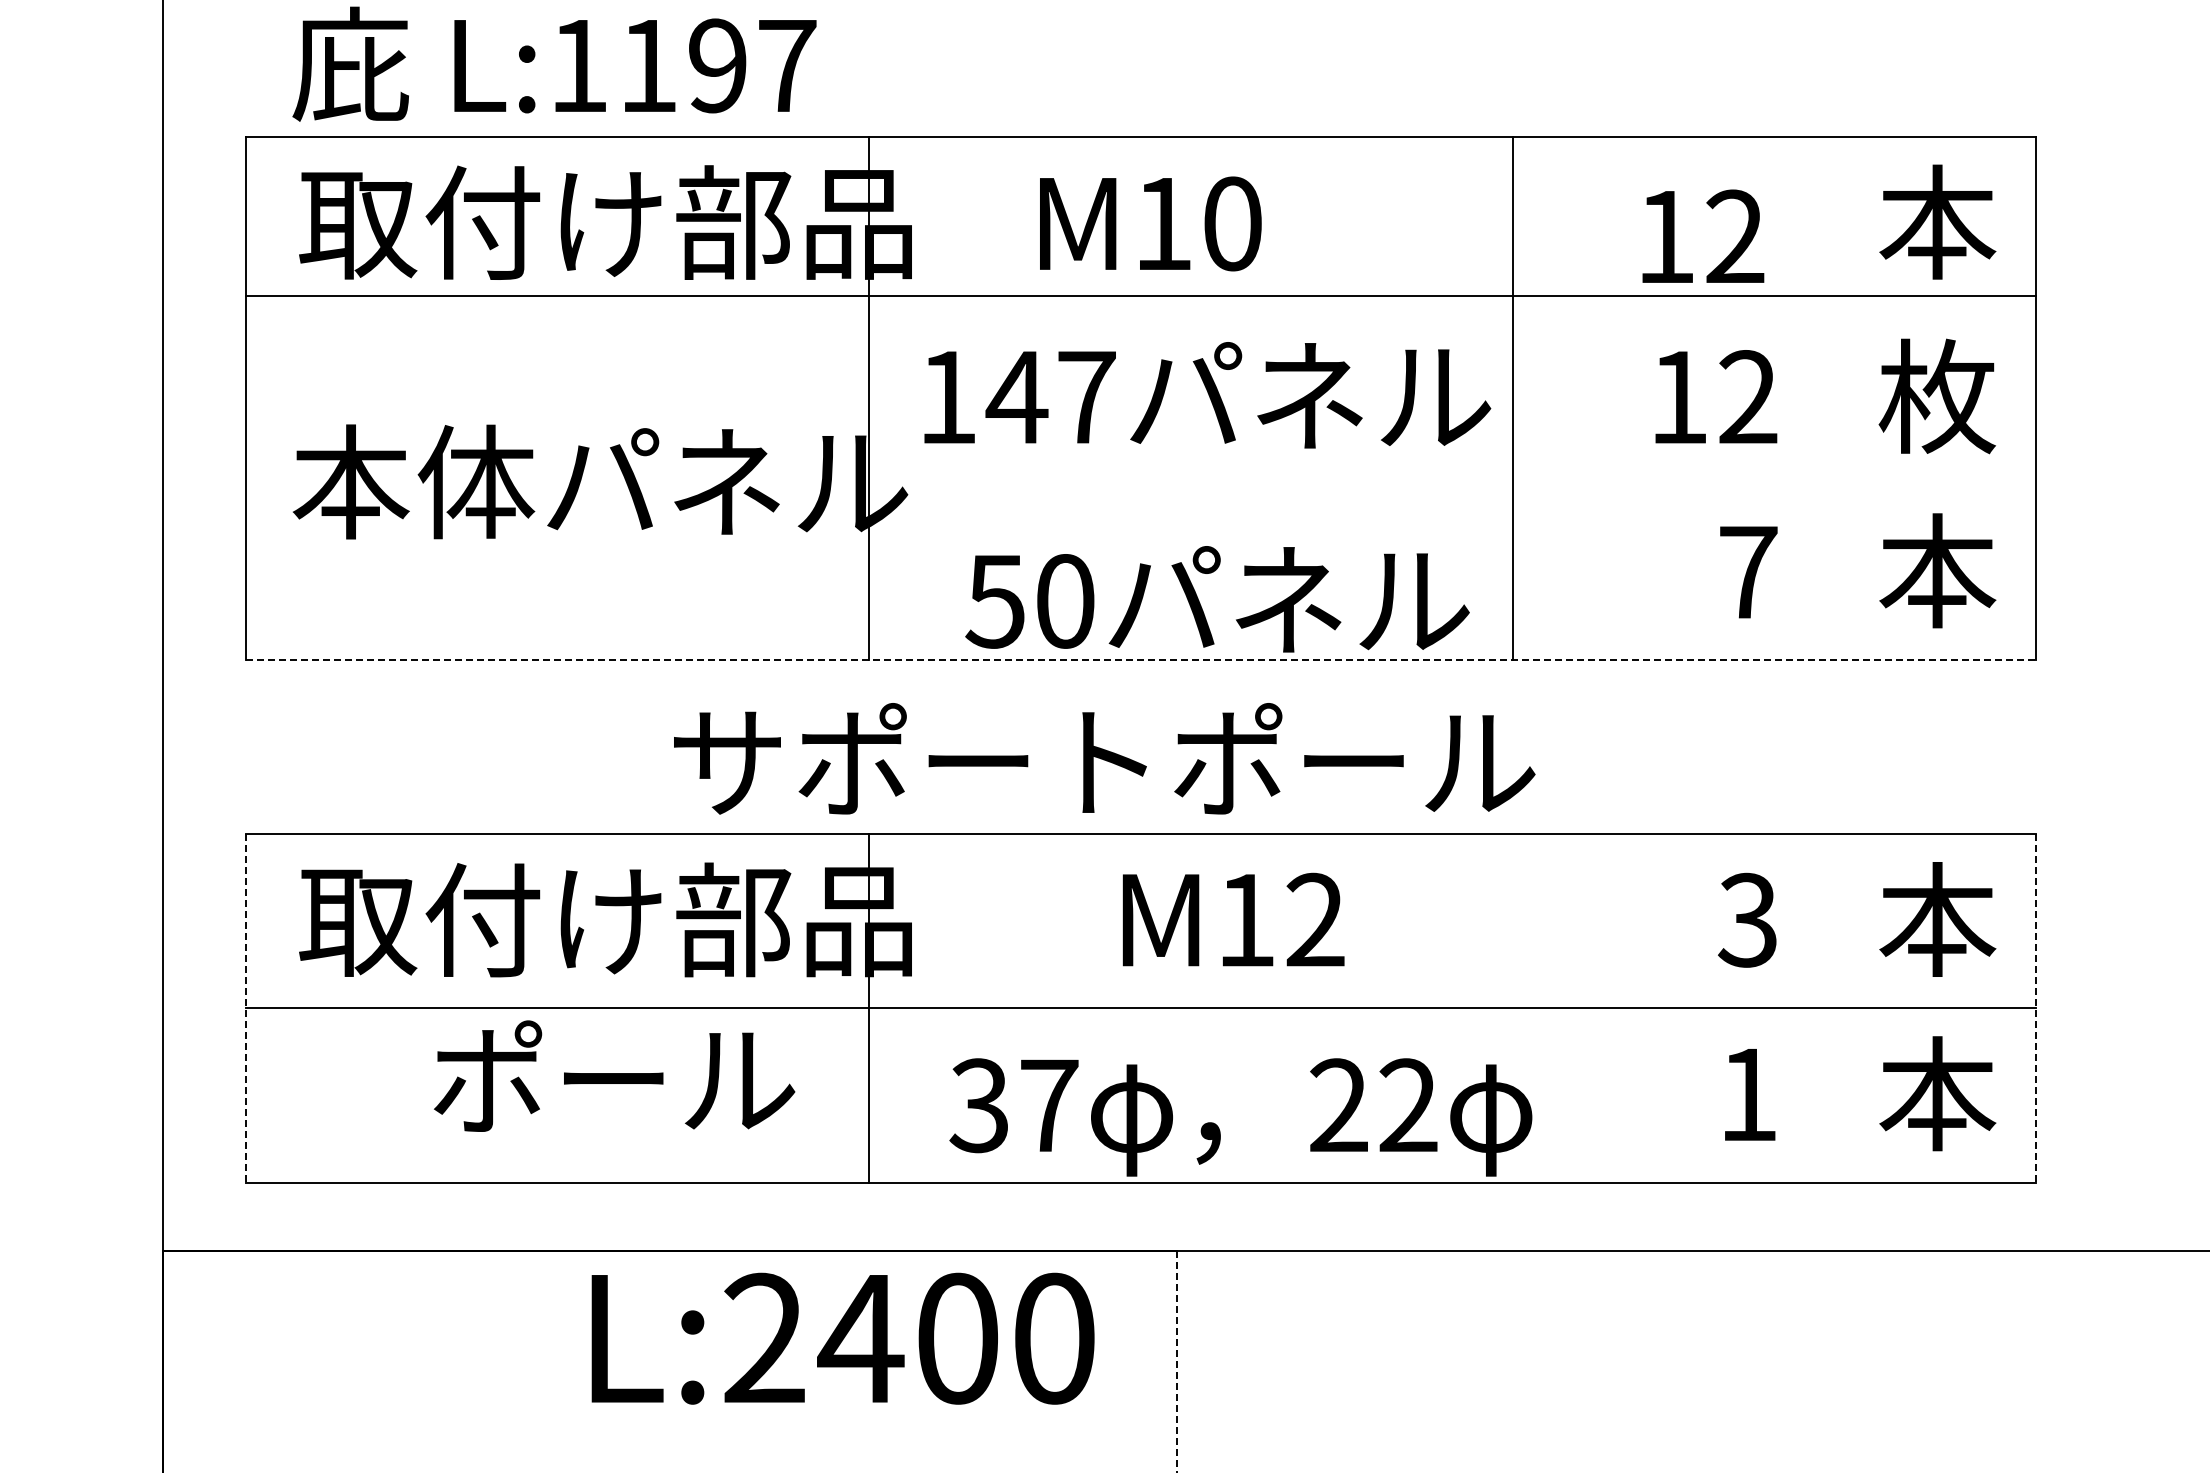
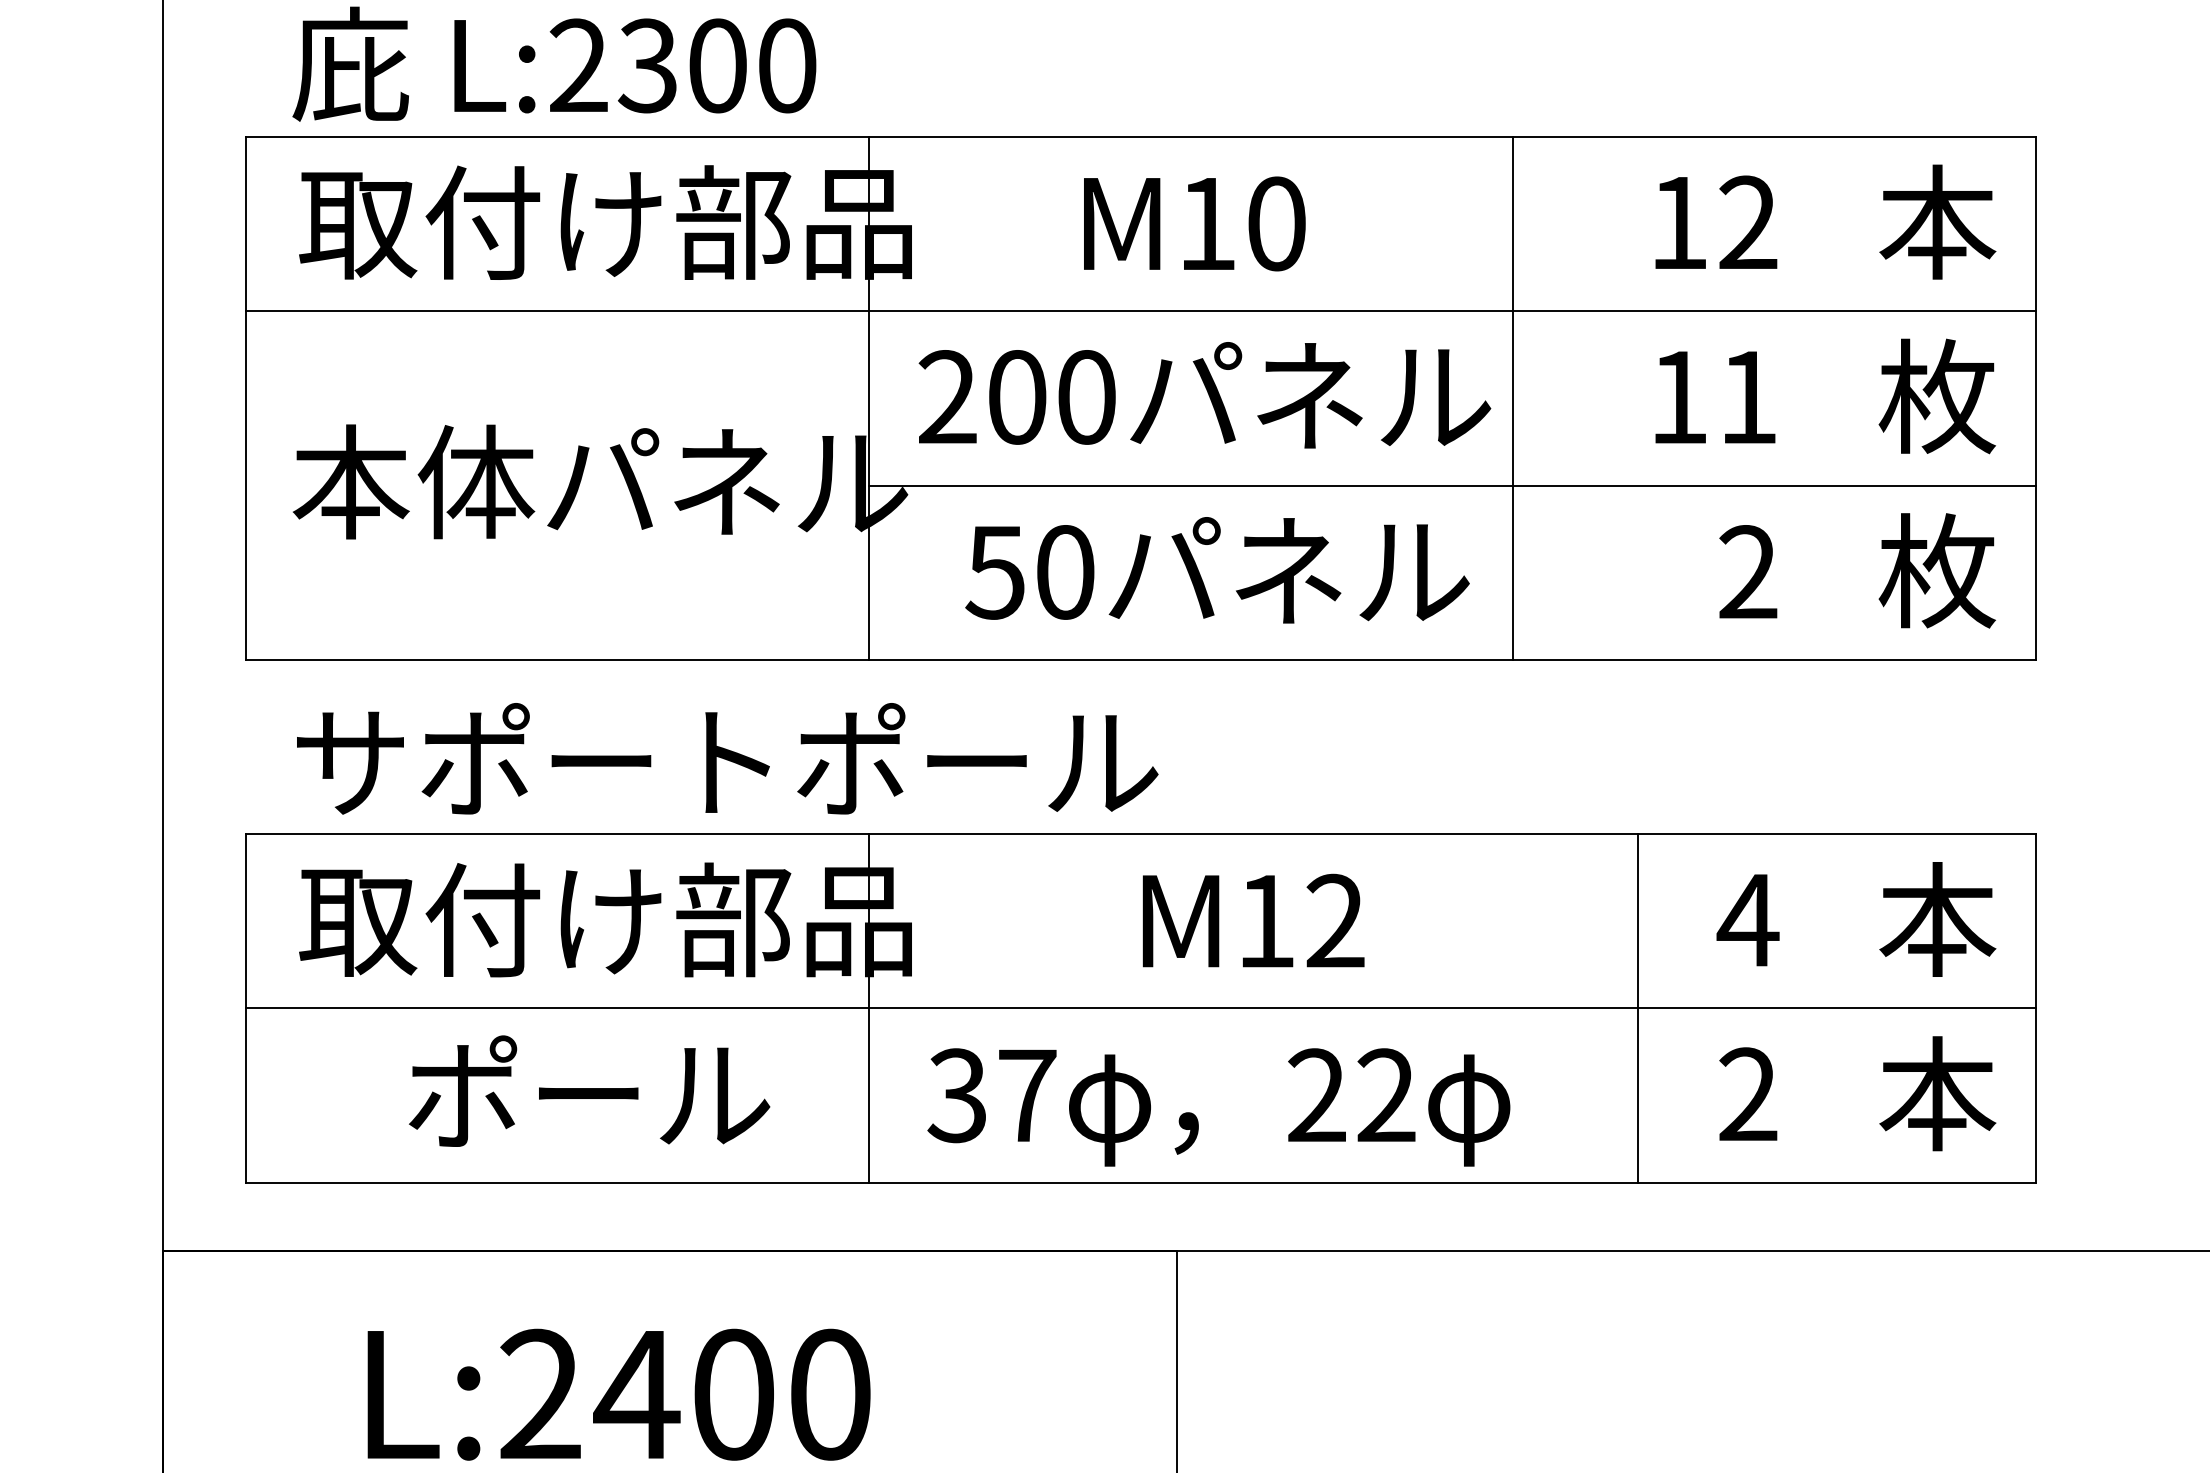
text: L:1197 -> L:2300 (682, 65)
text position: (1150, 223) -> (1194, 223) (1194, 223)
text position: (1703, 235) -> (1716, 221) (1716, 221)
line position: (1140, 296) -> (1140, 311) (1140, 311)
text: 12 -> 11 (1748, 396)
text: 147 -> 200 (1016, 397)
line: none -> present (1452, 485)
text: 本 -> 枚 (1937, 570)
text: 7 -> 2 (1748, 571)
text position: (1217, 599) -> (1217, 570) (1217, 570)
line: dashed -> solid (1141, 659)
text position: (1104, 758) -> (727, 758) (727, 758)
text position: (1233, 919) -> (1253, 920) (1253, 920)
text: 3 -> 4 (1747, 919)
line: none -> present (1638, 1008)
line: dashed -> solid (246, 1009)
line: dashed -> solid (2035, 1009)
text position: (614, 1075) -> (589, 1090) (589, 1090)
text: 1 -> 2 (1748, 1093)
text position: (1240, 1117) -> (1218, 1107) (1218, 1107)
text position: (842, 1338) -> (618, 1394) (618, 1394)
line: dashed -> solid (1177, 1362)
